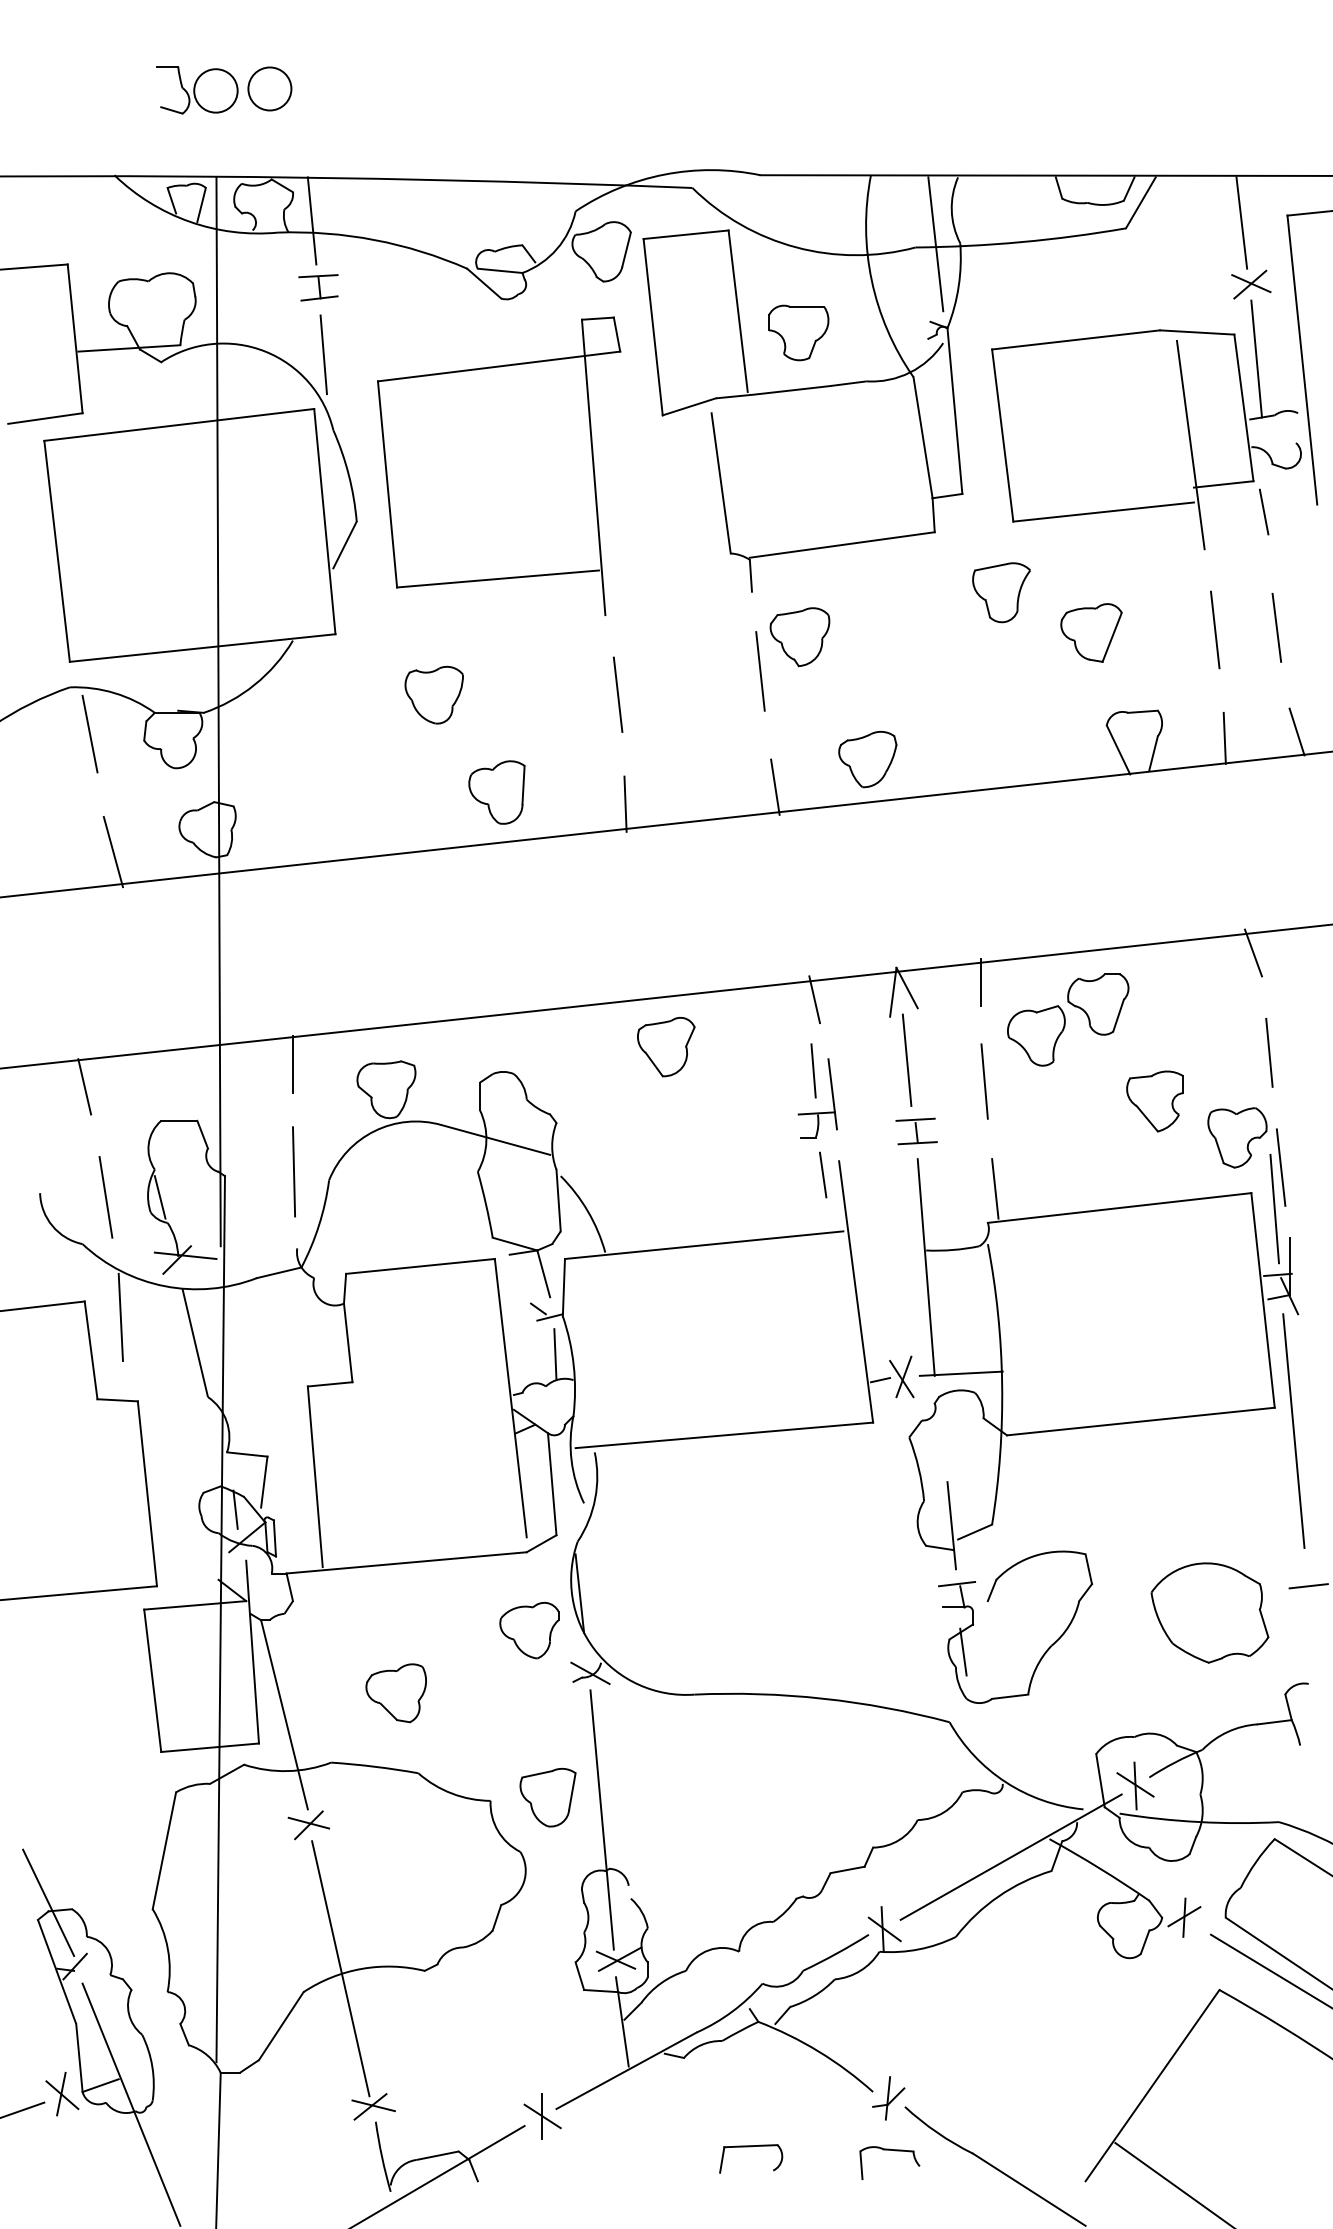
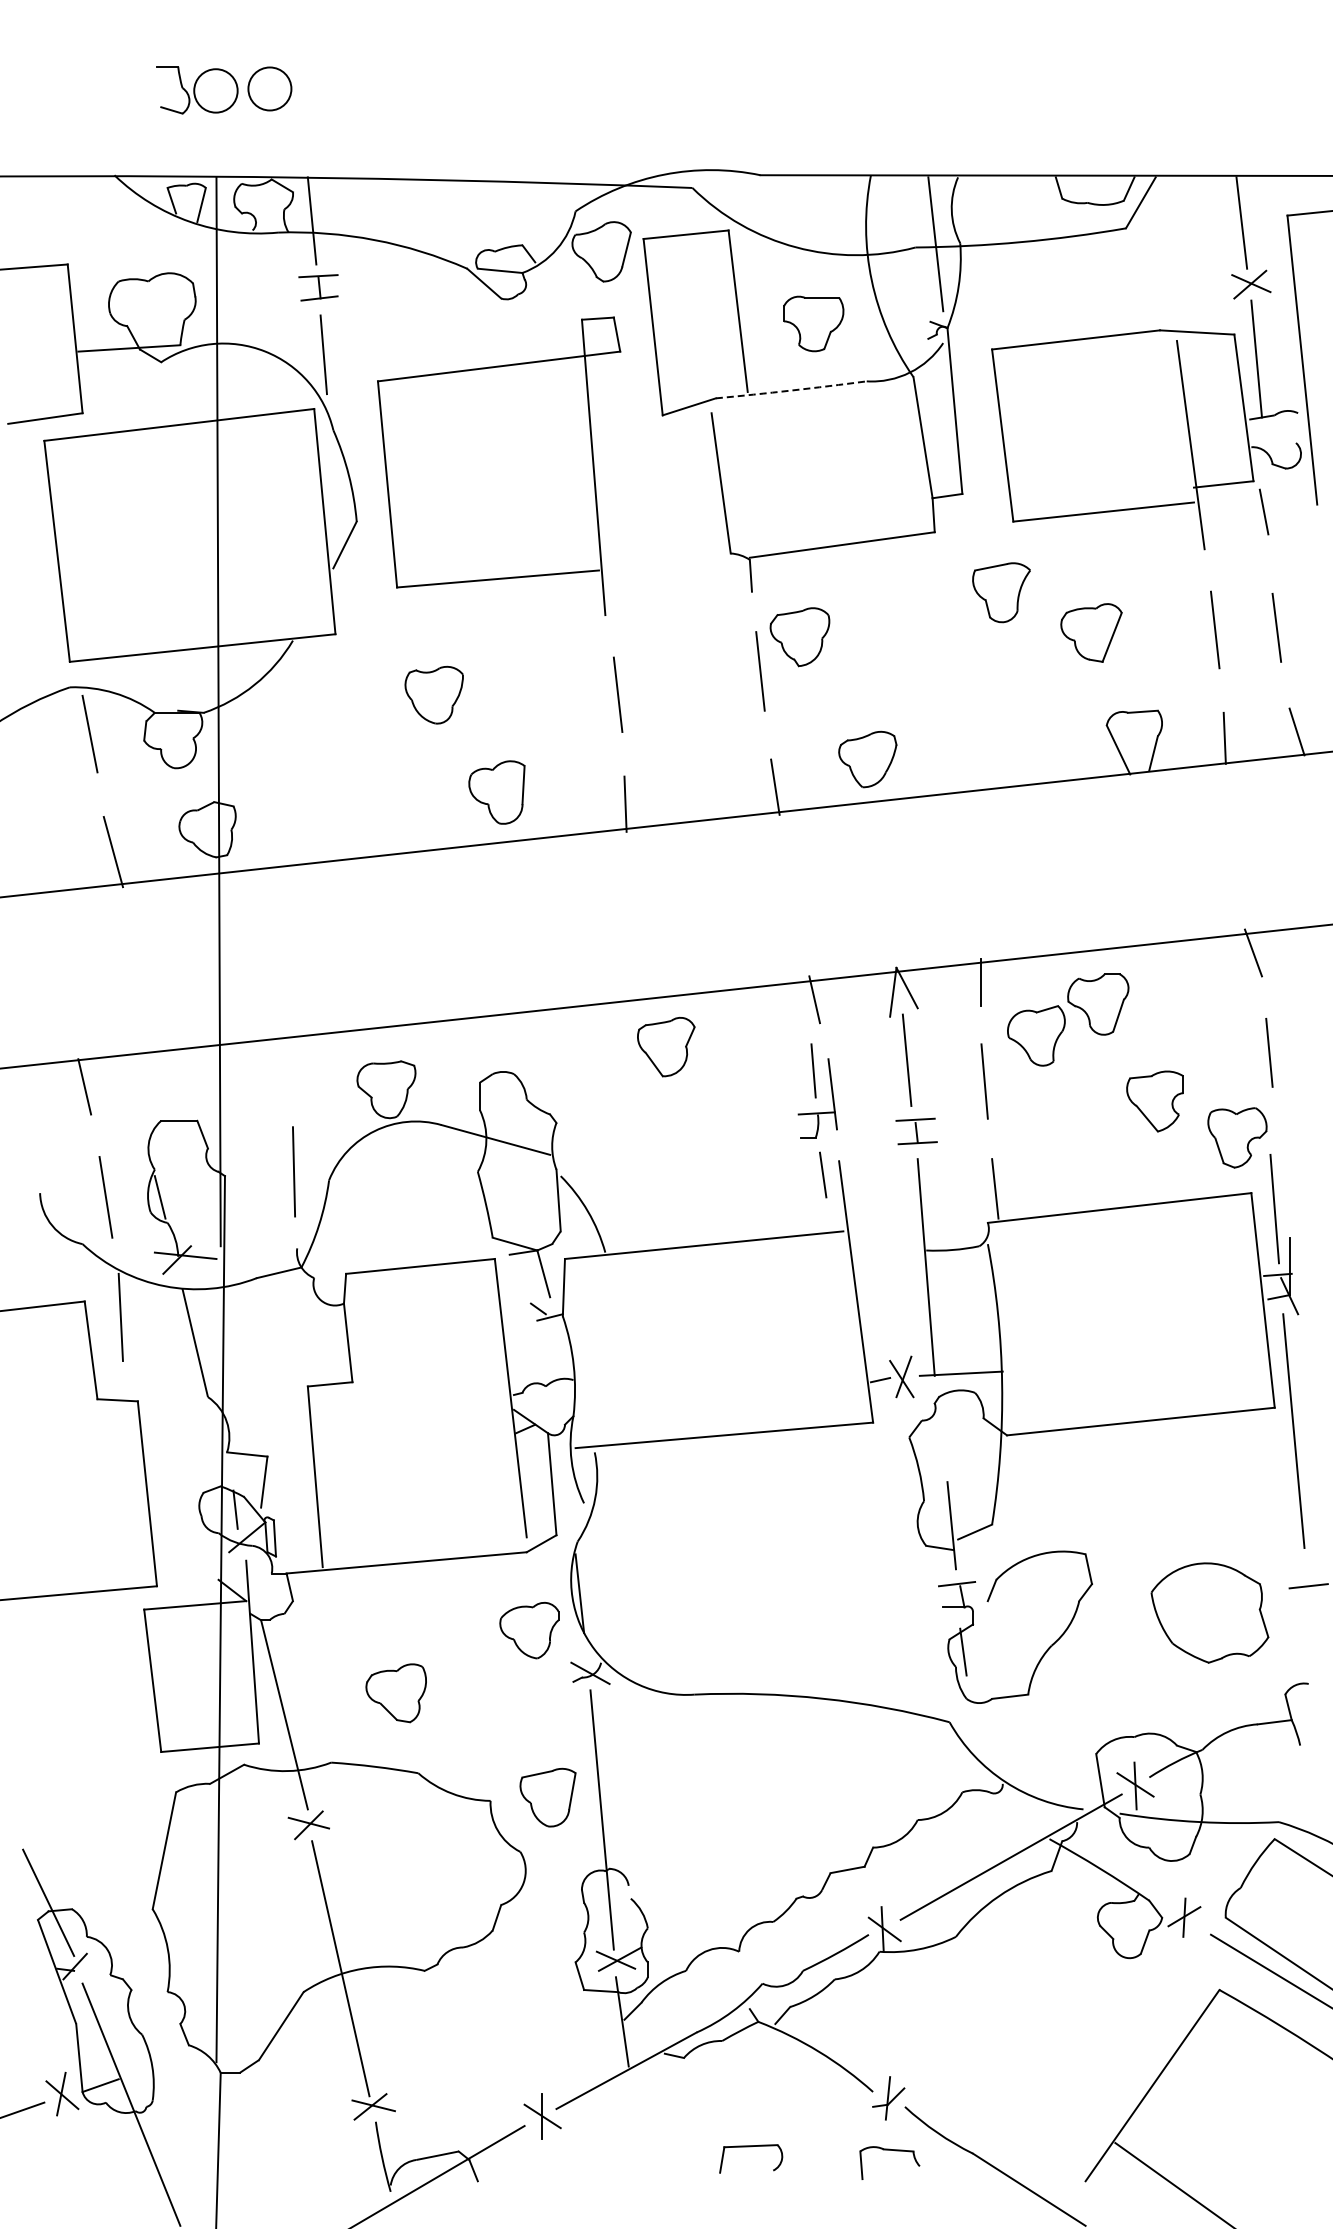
part position: (798, 332) -> (813, 323) (813, 323)
arc: solid -> dashed (791, 390)
line: present -> none (292, 1064)
line: present -> none (1280, 1167)
line: present -> none (555, 1354)
